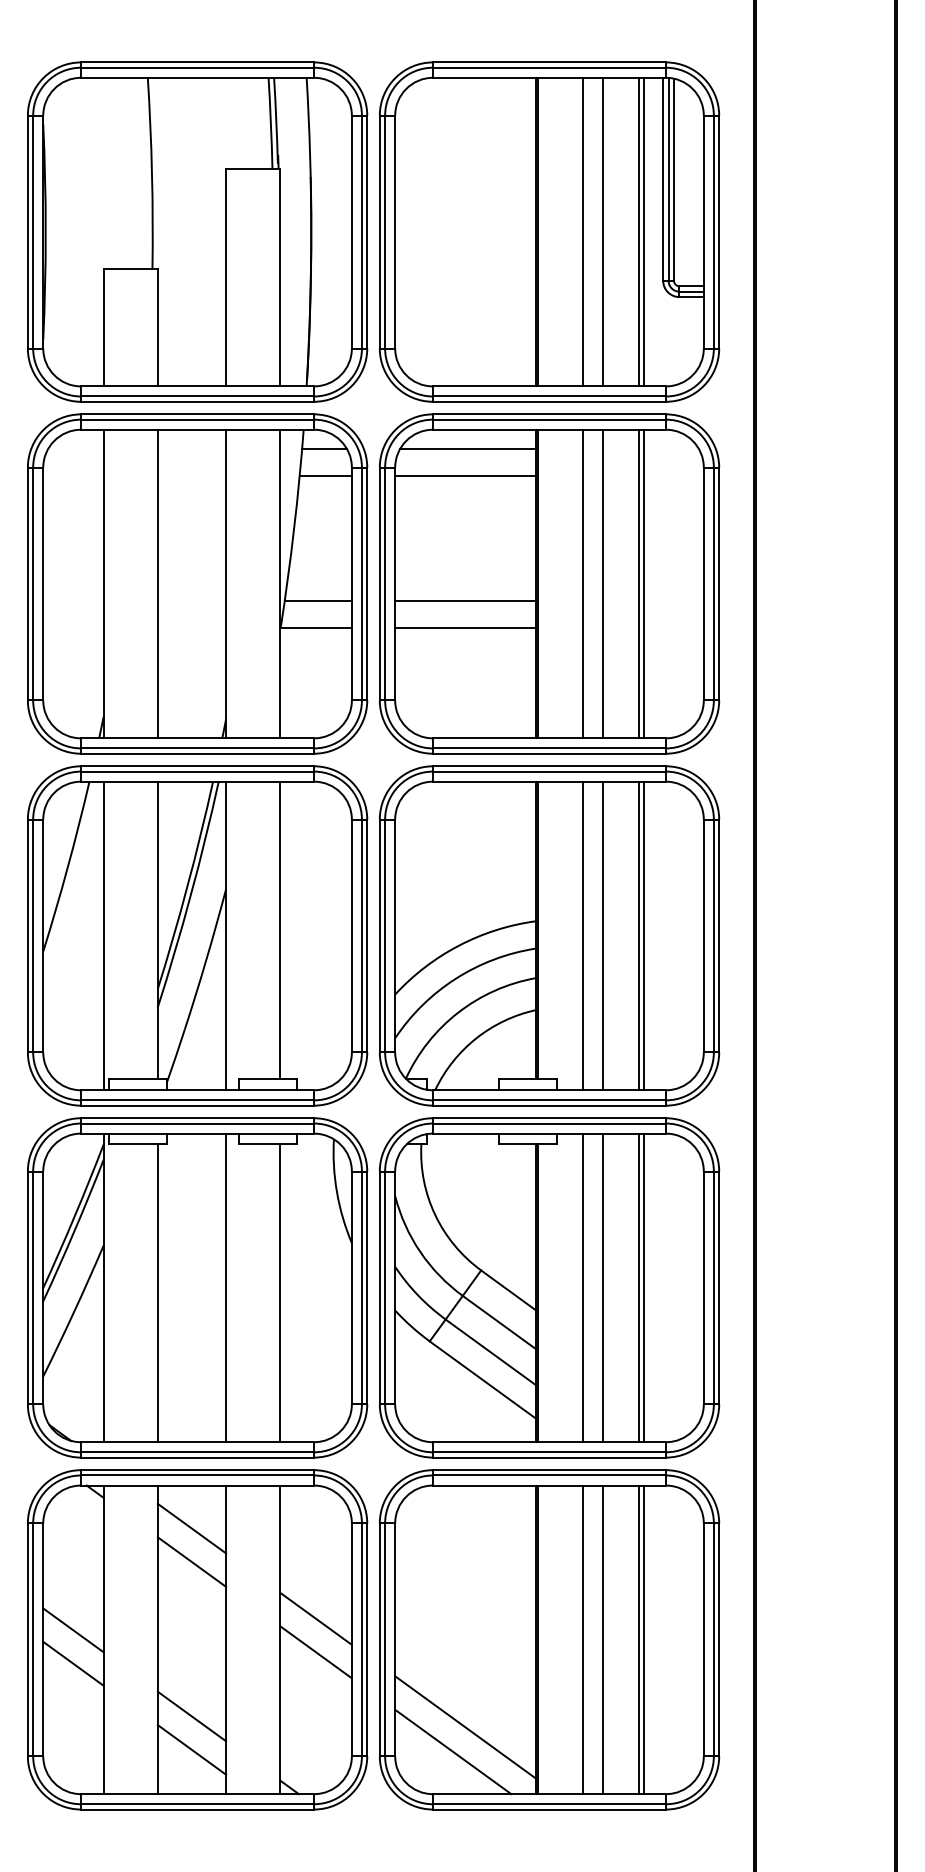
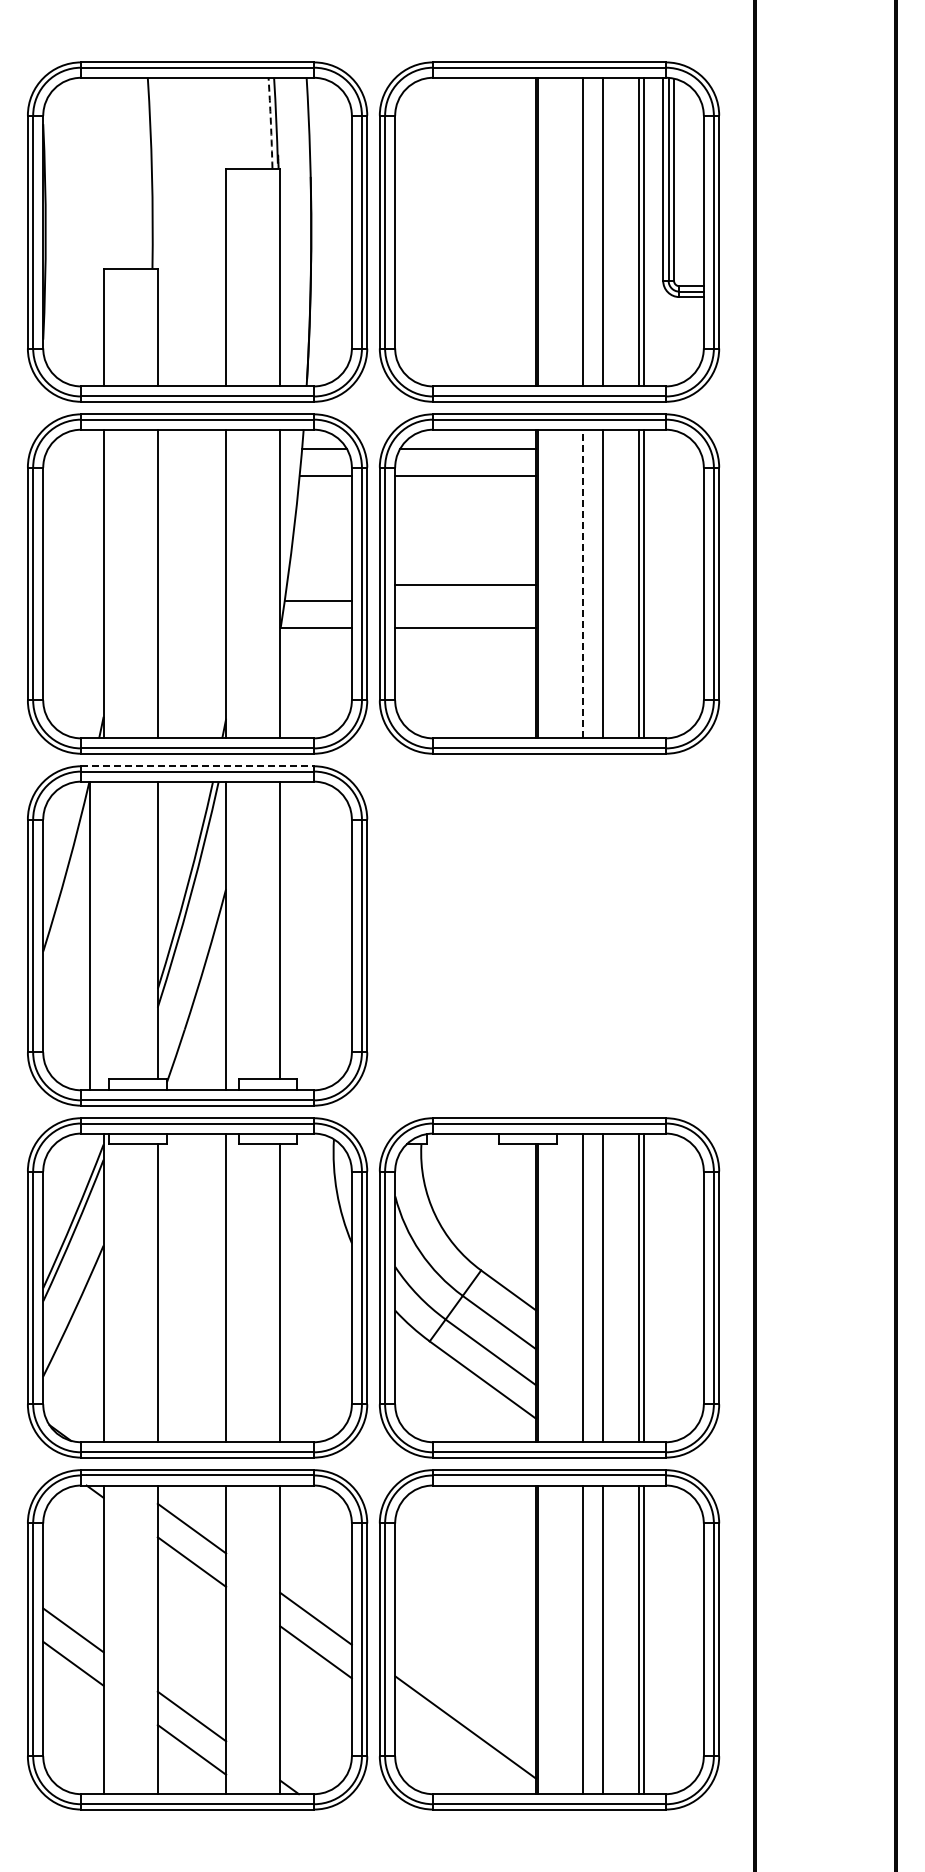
arc: solid -> dashed (270, 123)
line: solid -> dashed (582, 583)
line position: (465, 600) -> (465, 584) (465, 584)
line: solid -> dashed (198, 766)
line position: (103, 935) -> (89, 935) (89, 935)
part: present -> none (549, 935)
line: present -> none (453, 1751)
